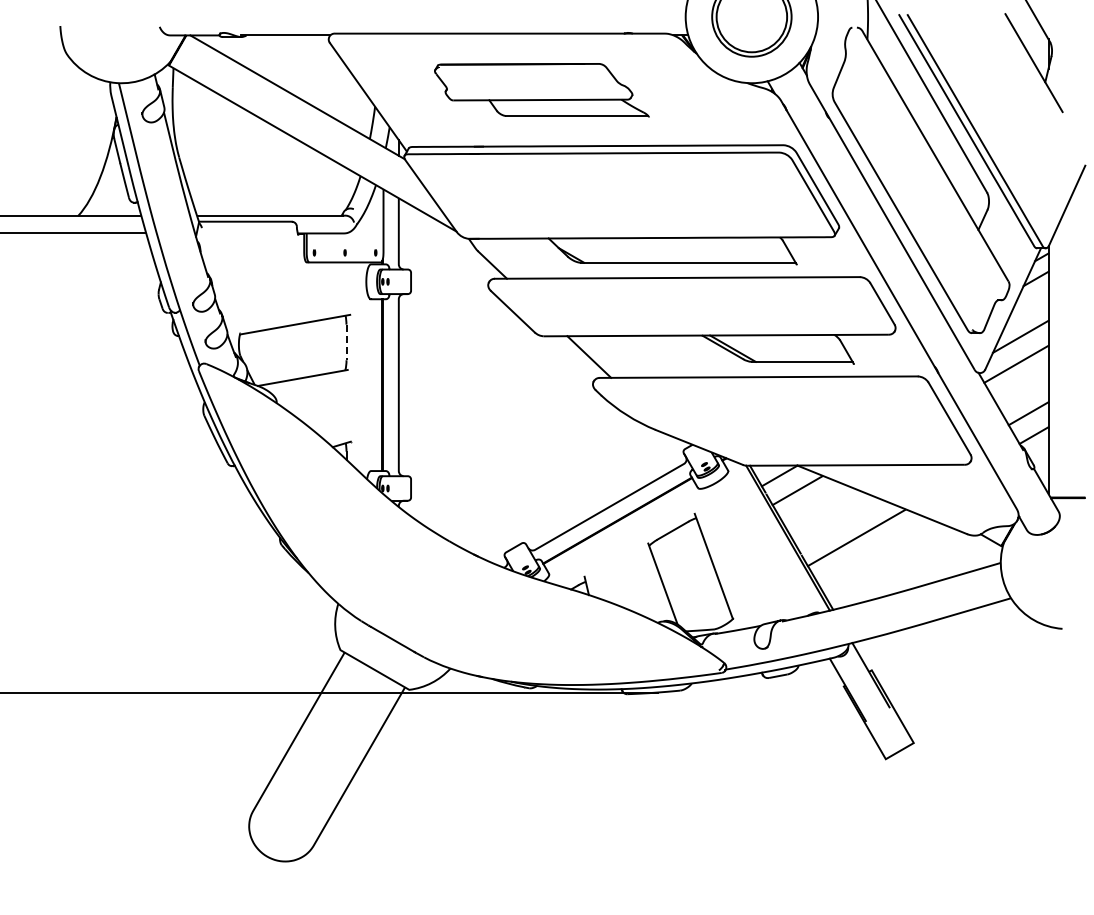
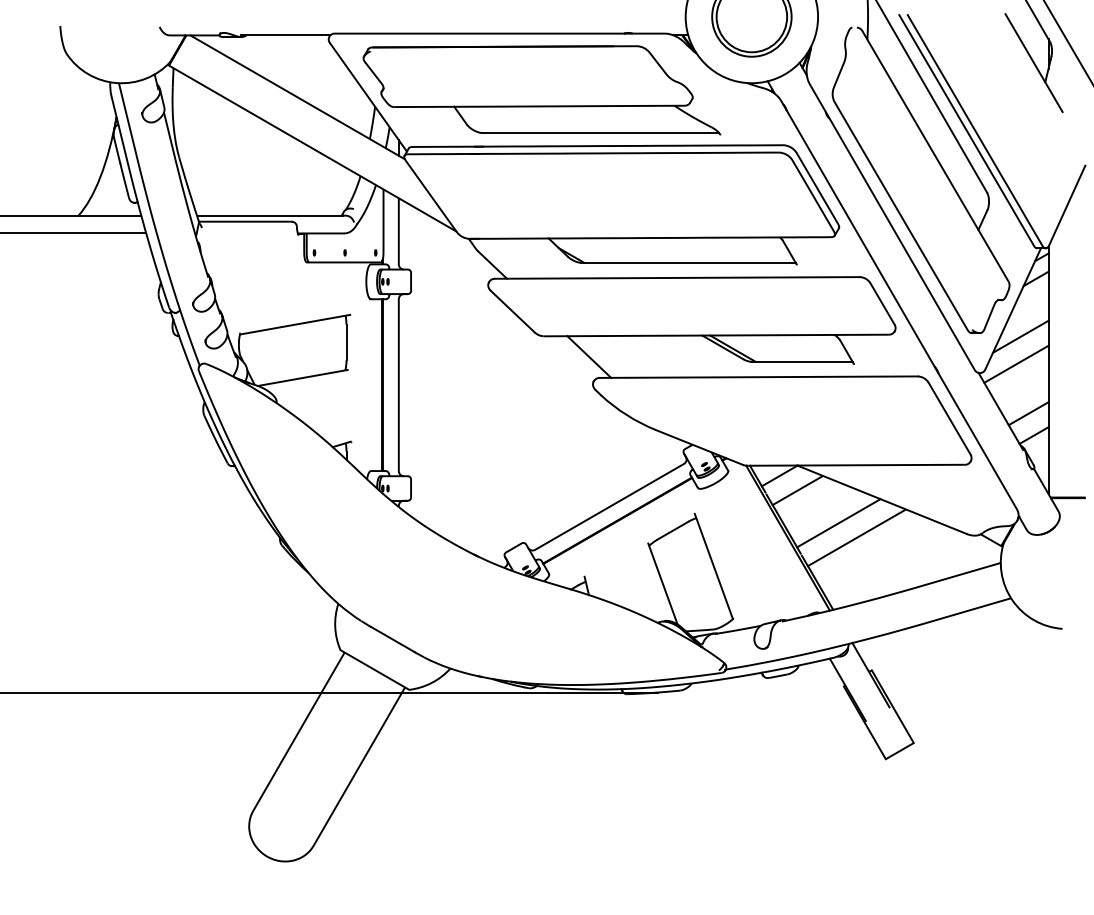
line: none -> present (1067, 41)
part size: 216x55 px -> 360x91 px (541, 90)
line: dashed -> solid (346, 342)
line: none -> present (838, 523)
